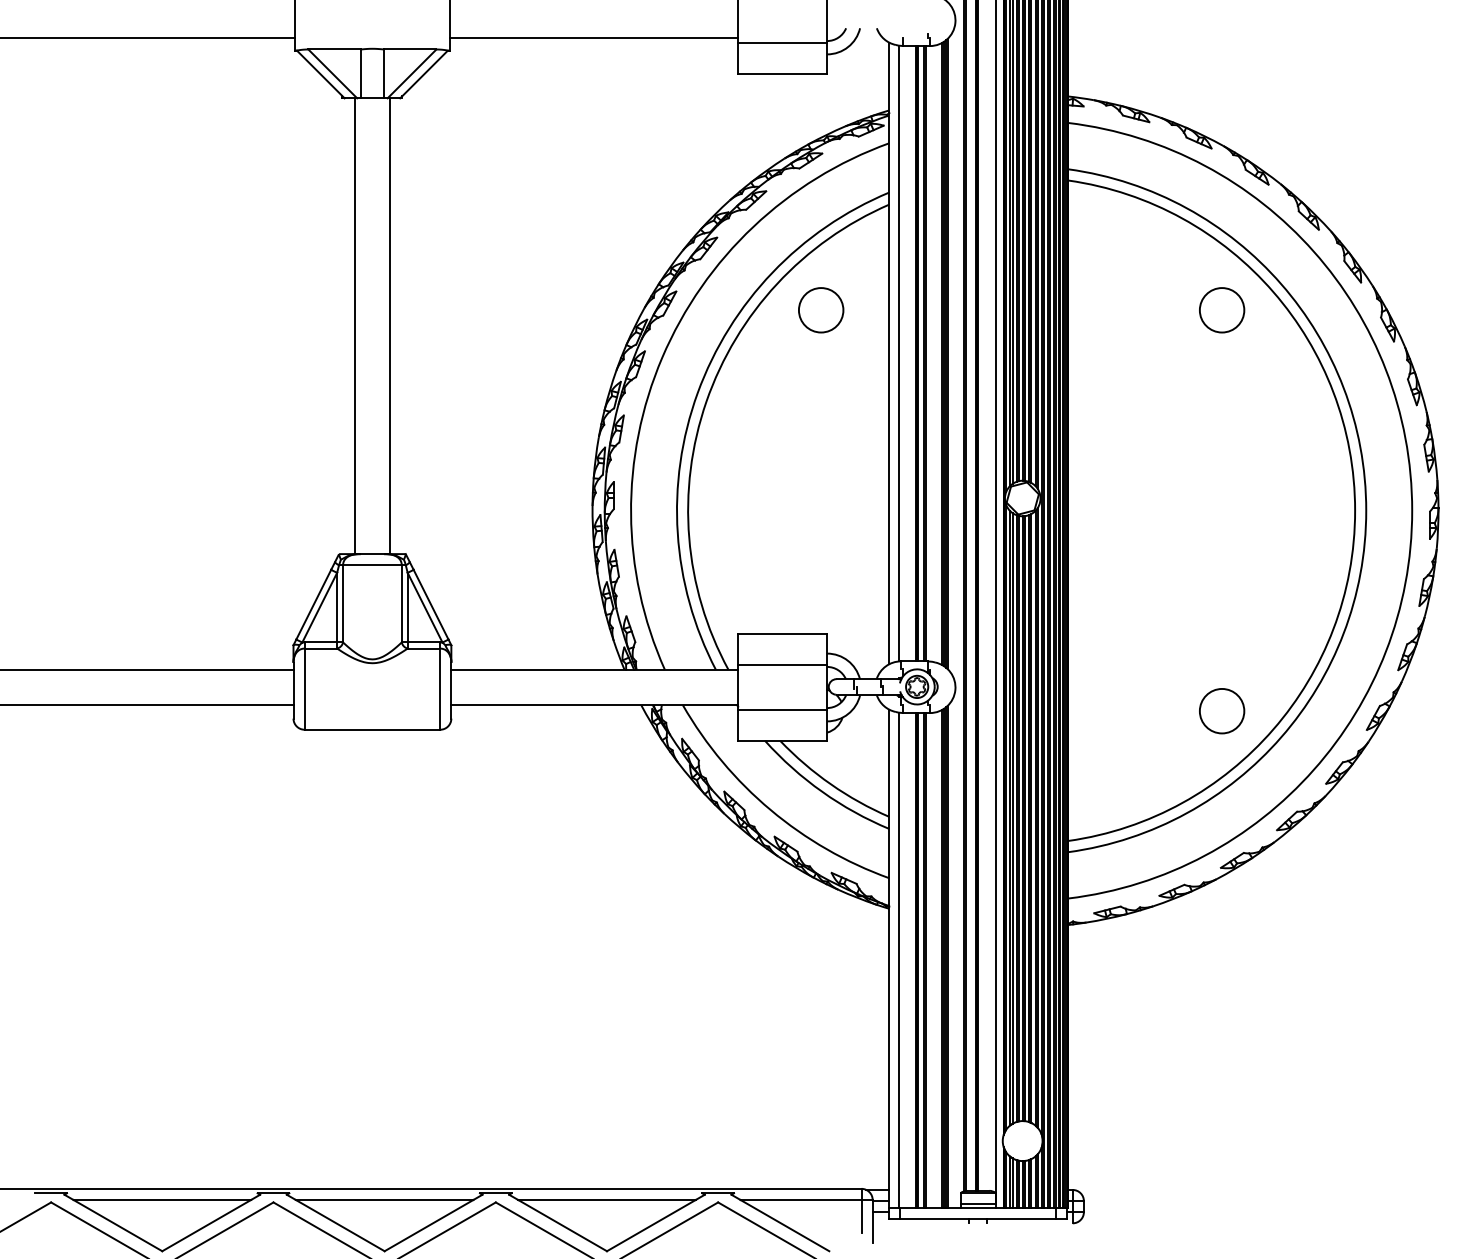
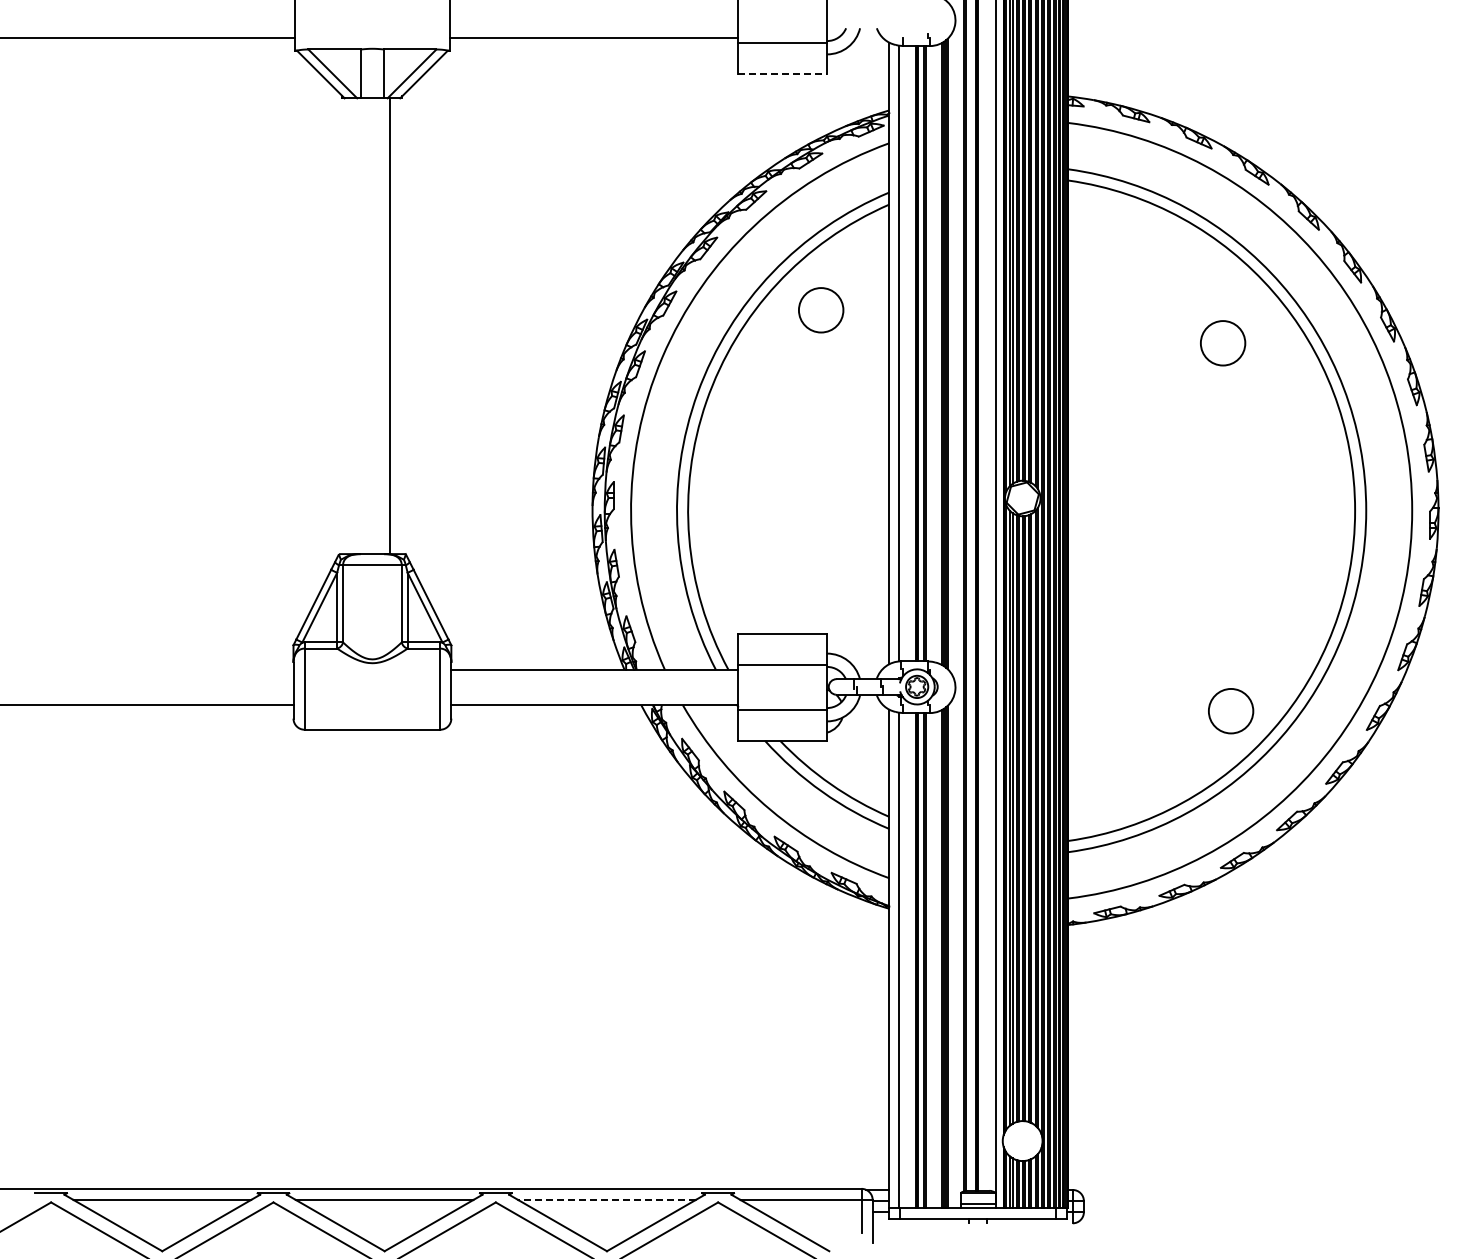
line: solid -> dashed (783, 73)
circle position: (1222, 310) -> (1223, 343) (1223, 343)
line: present -> none (354, 326)
line: present -> none (147, 669)
circle position: (1222, 711) -> (1231, 711) (1231, 711)
line: solid -> dashed (606, 1199)
